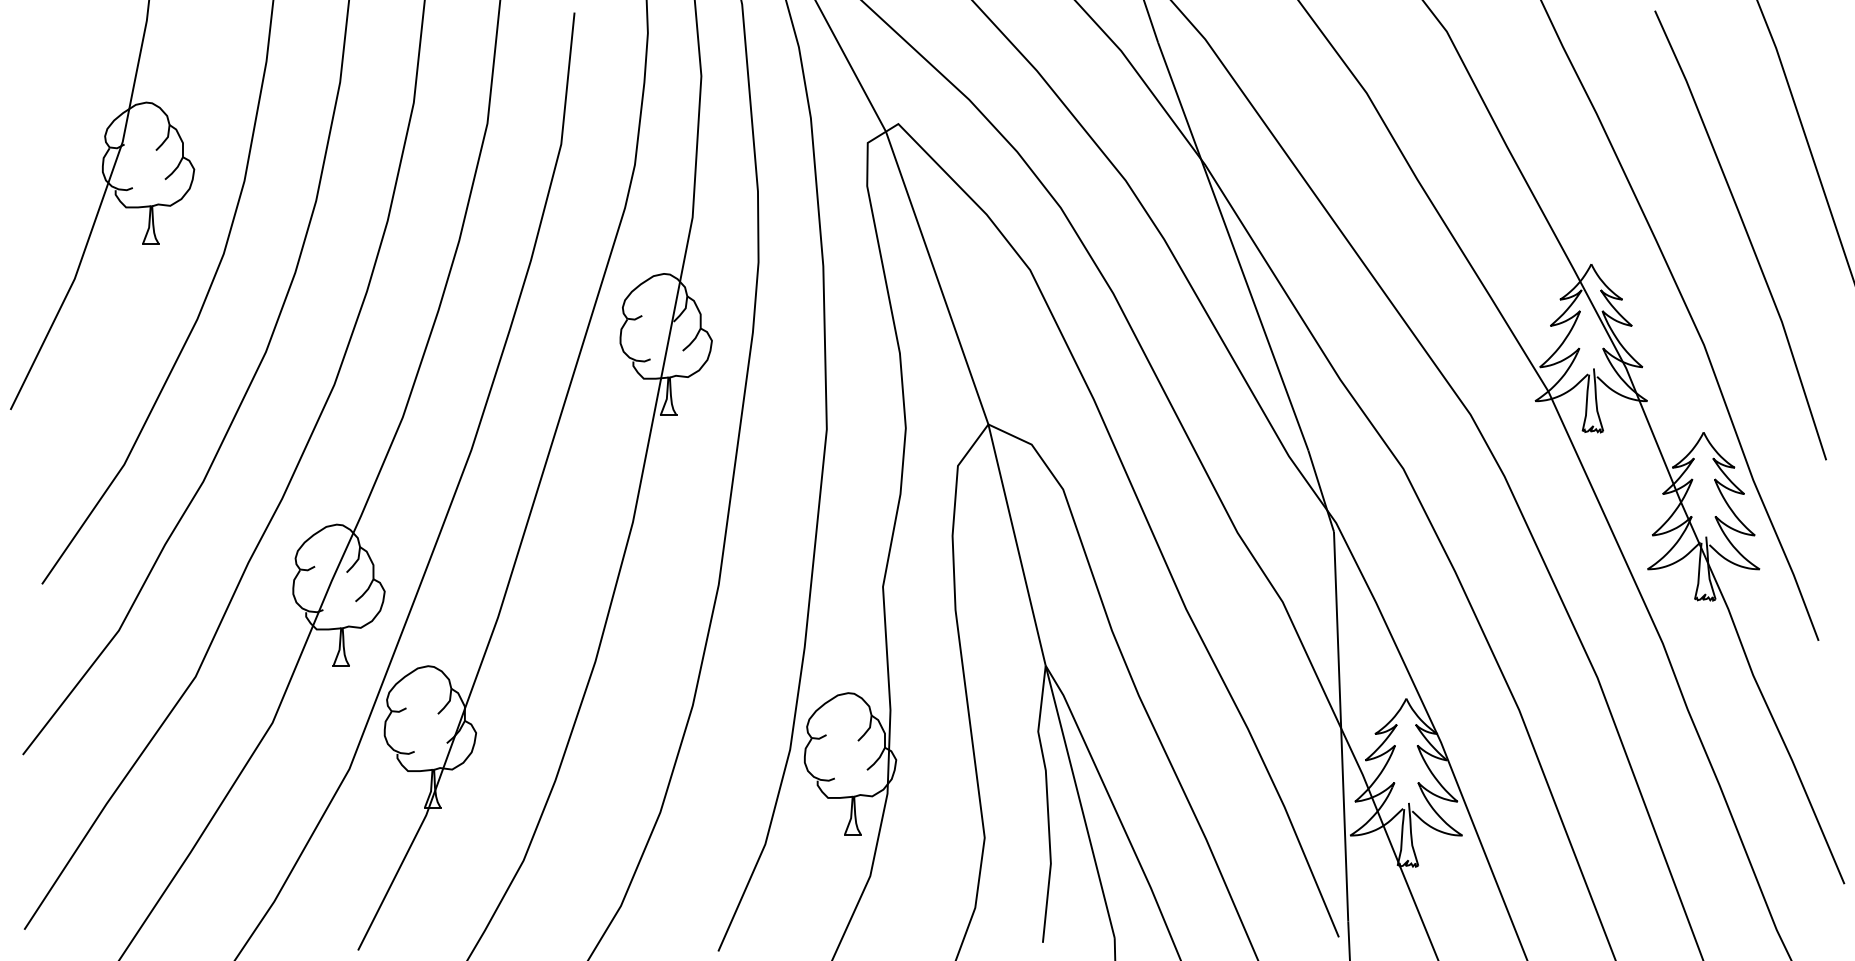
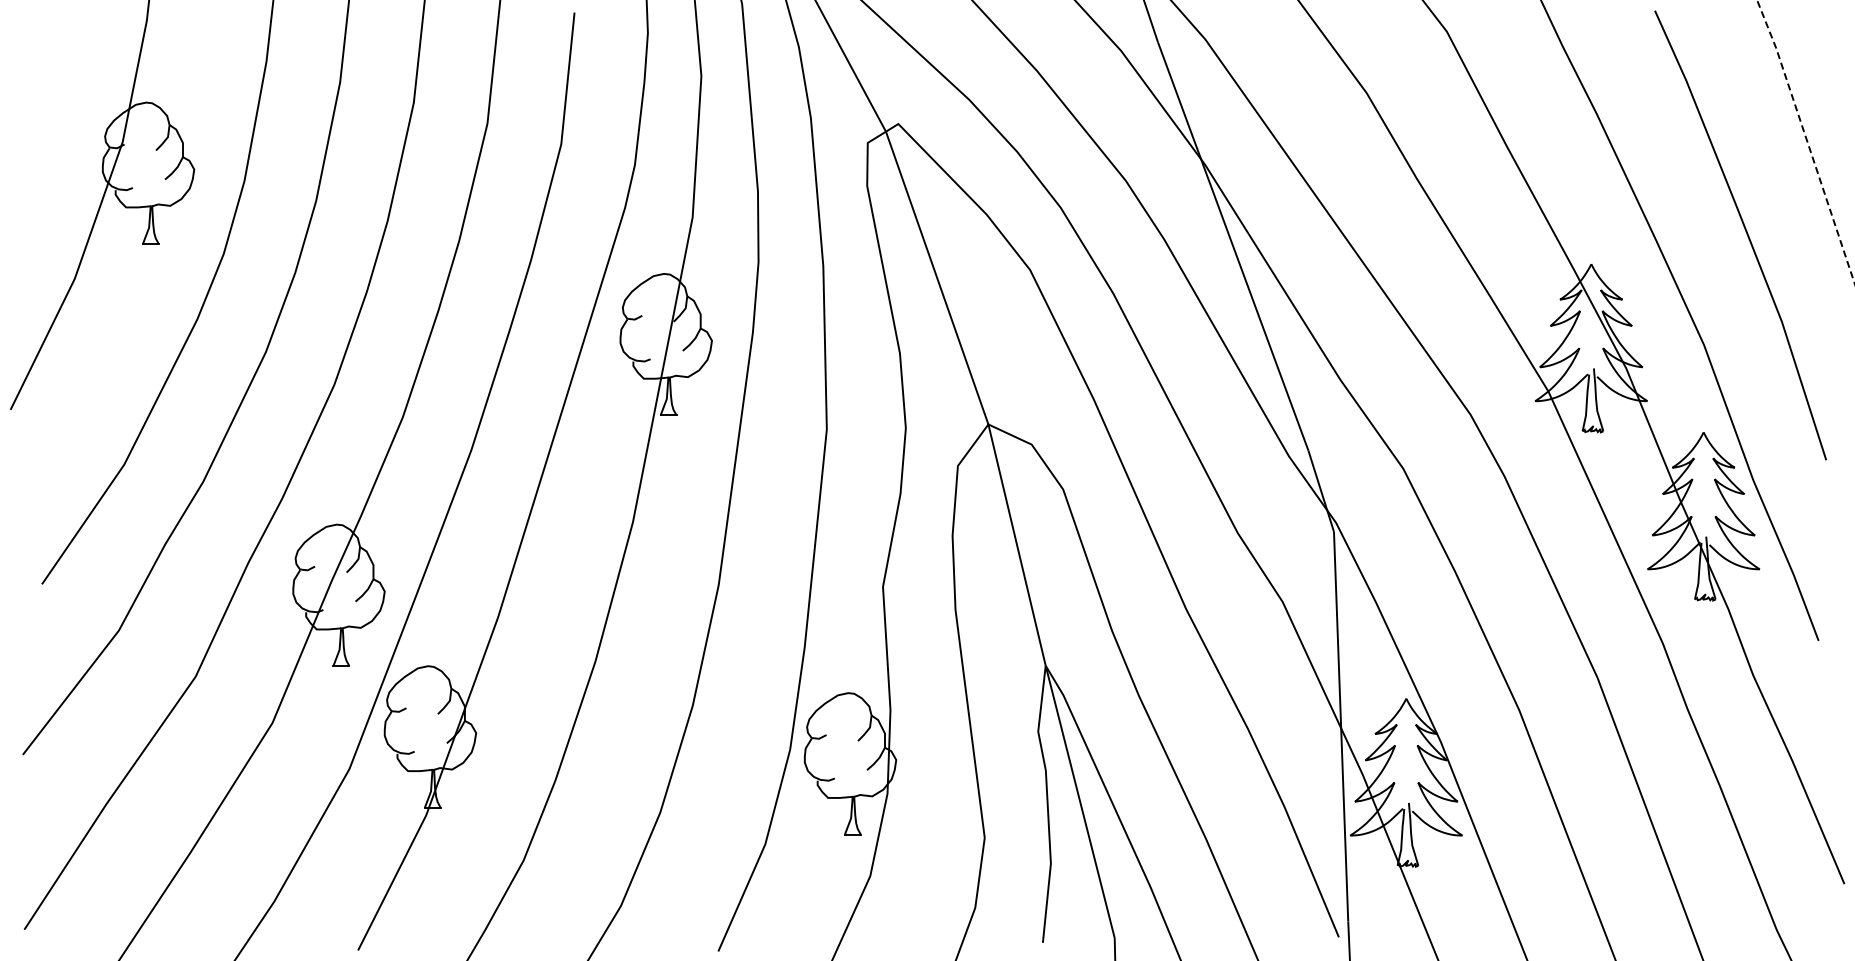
line: solid -> dashed (1807, 140)
